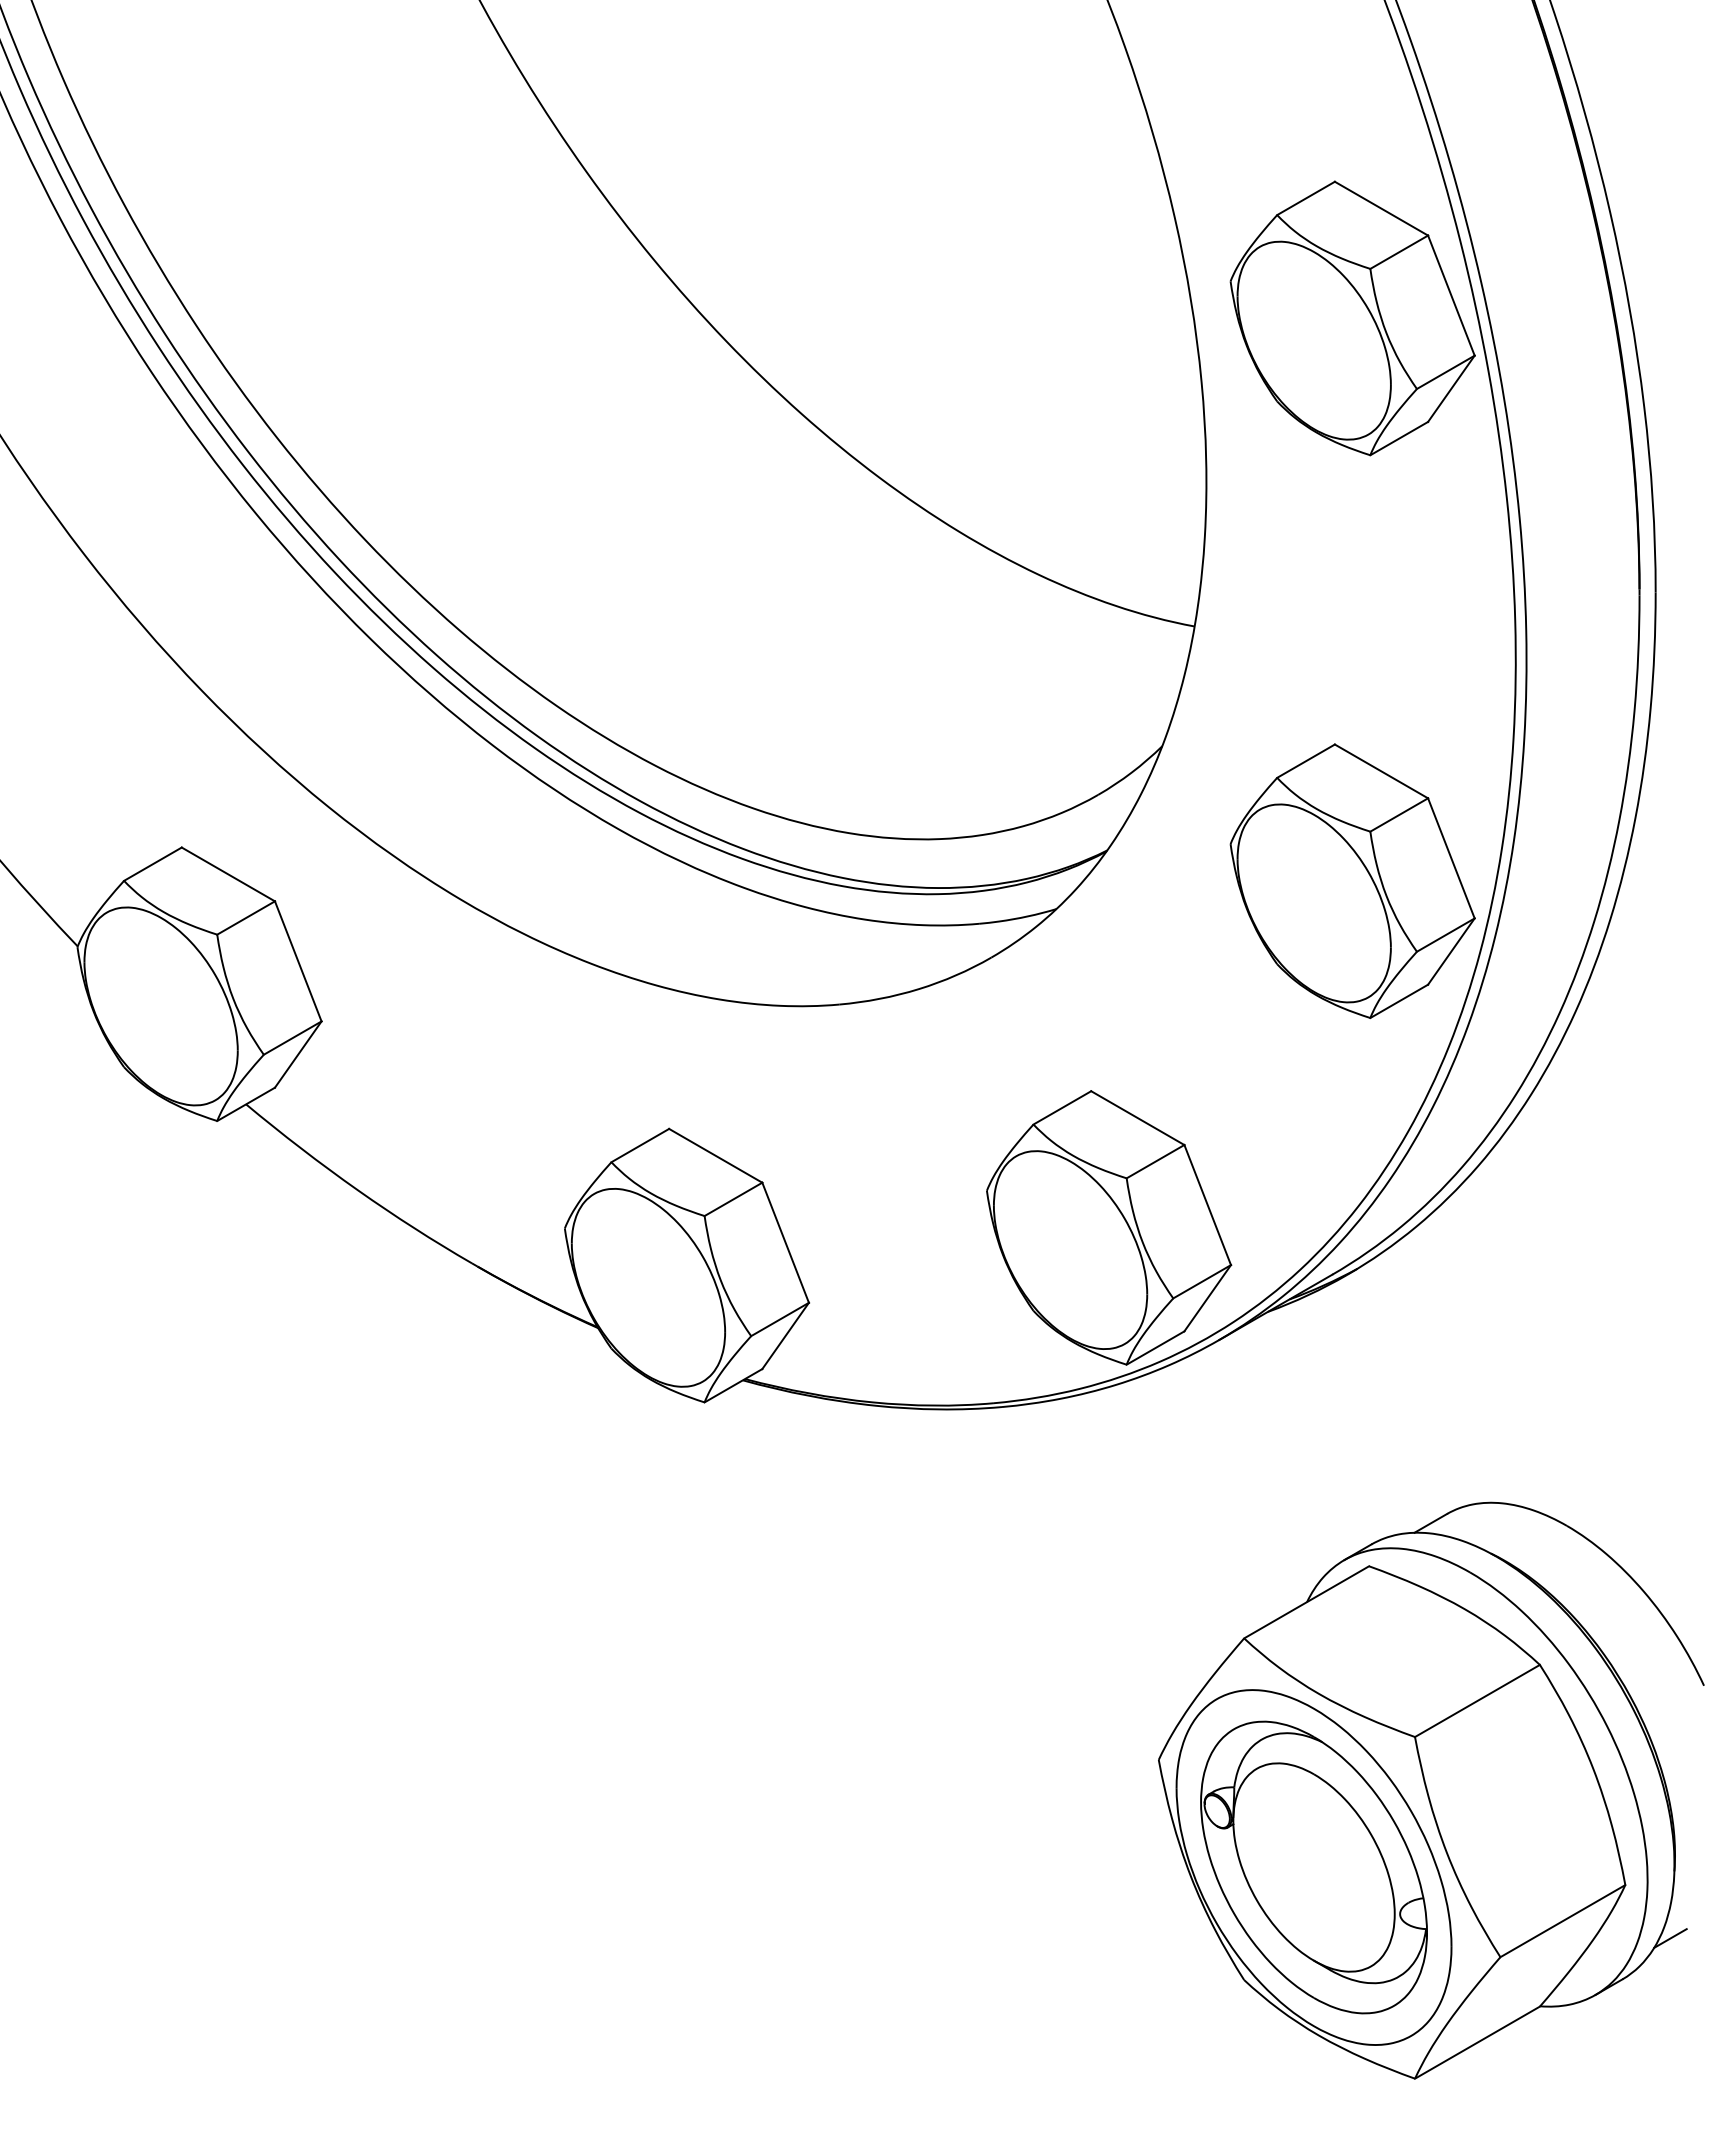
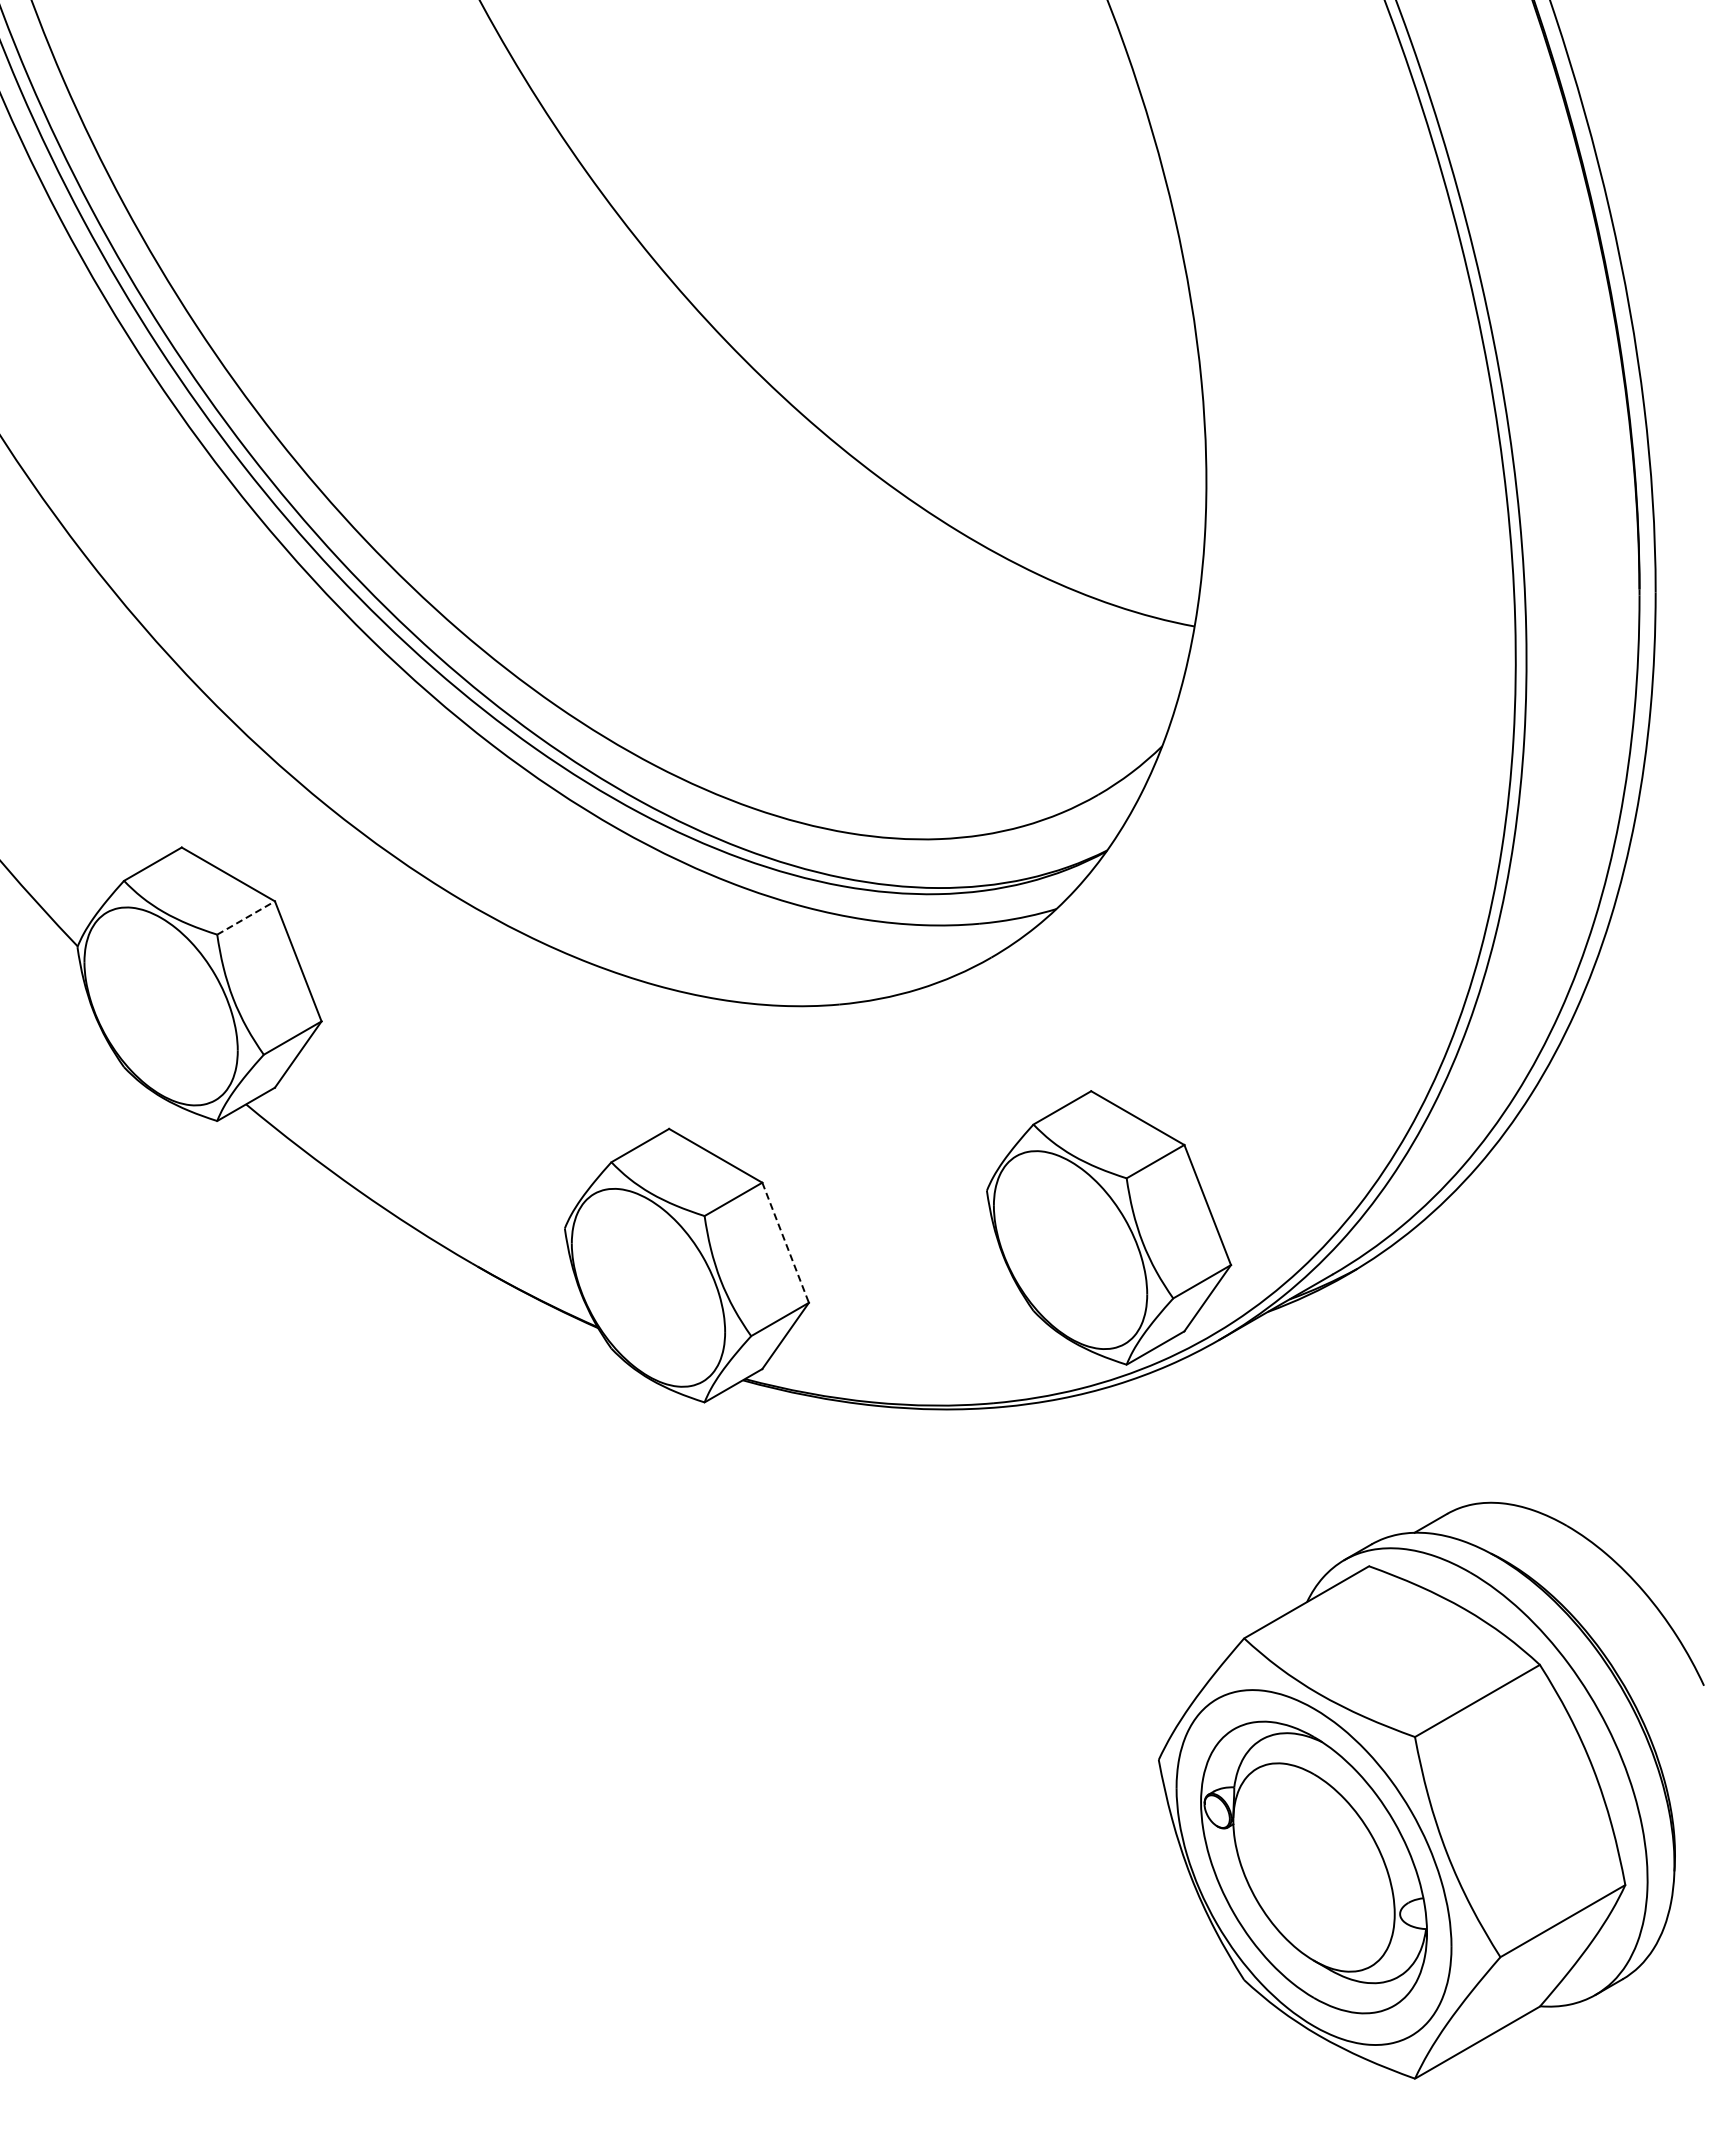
part: present -> none (1352, 318)
part: present -> none (1352, 880)
line: solid -> dashed (246, 917)
line: solid -> dashed (785, 1243)
line: present -> none (1670, 1938)
